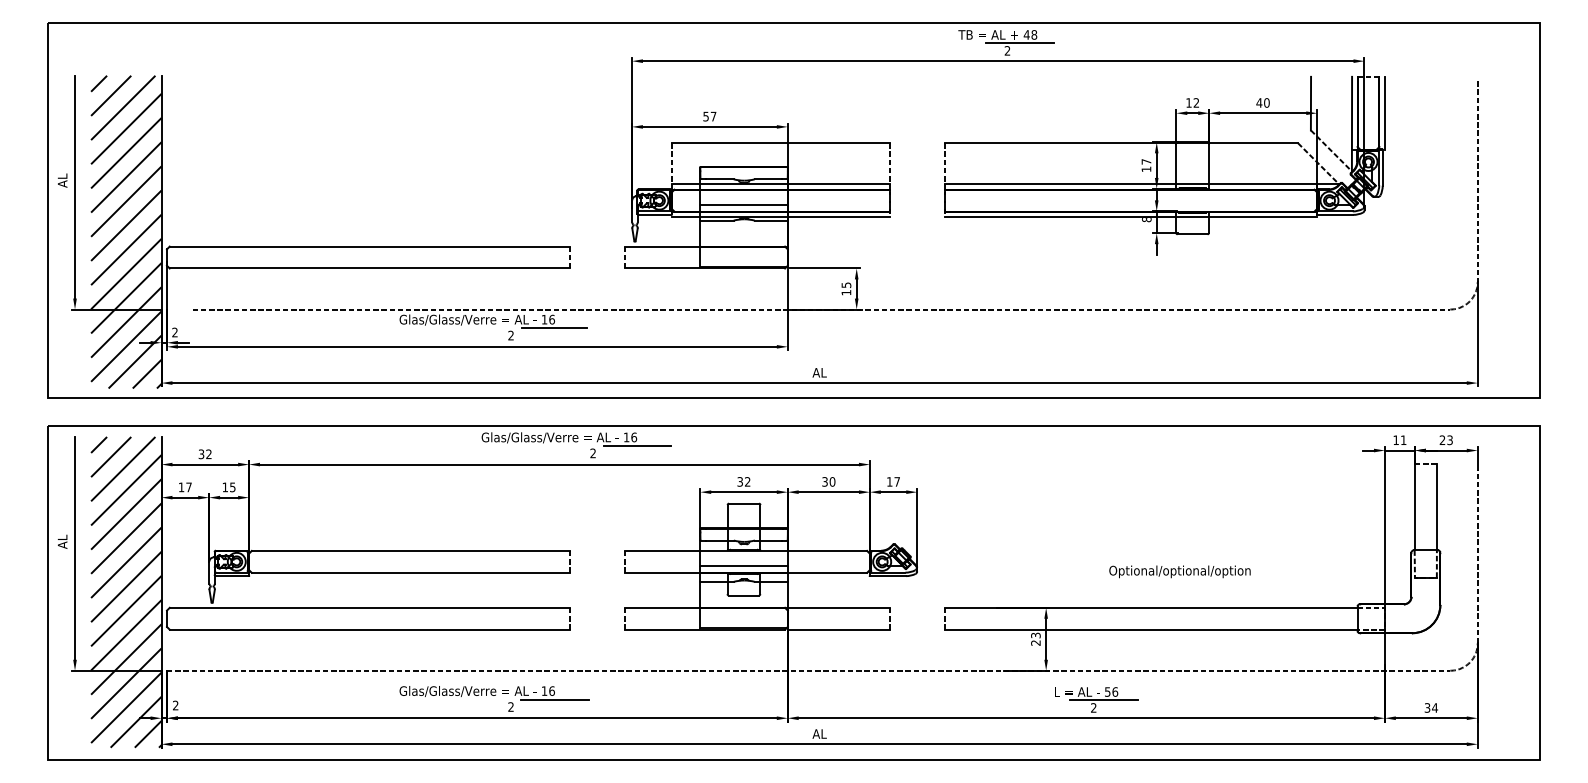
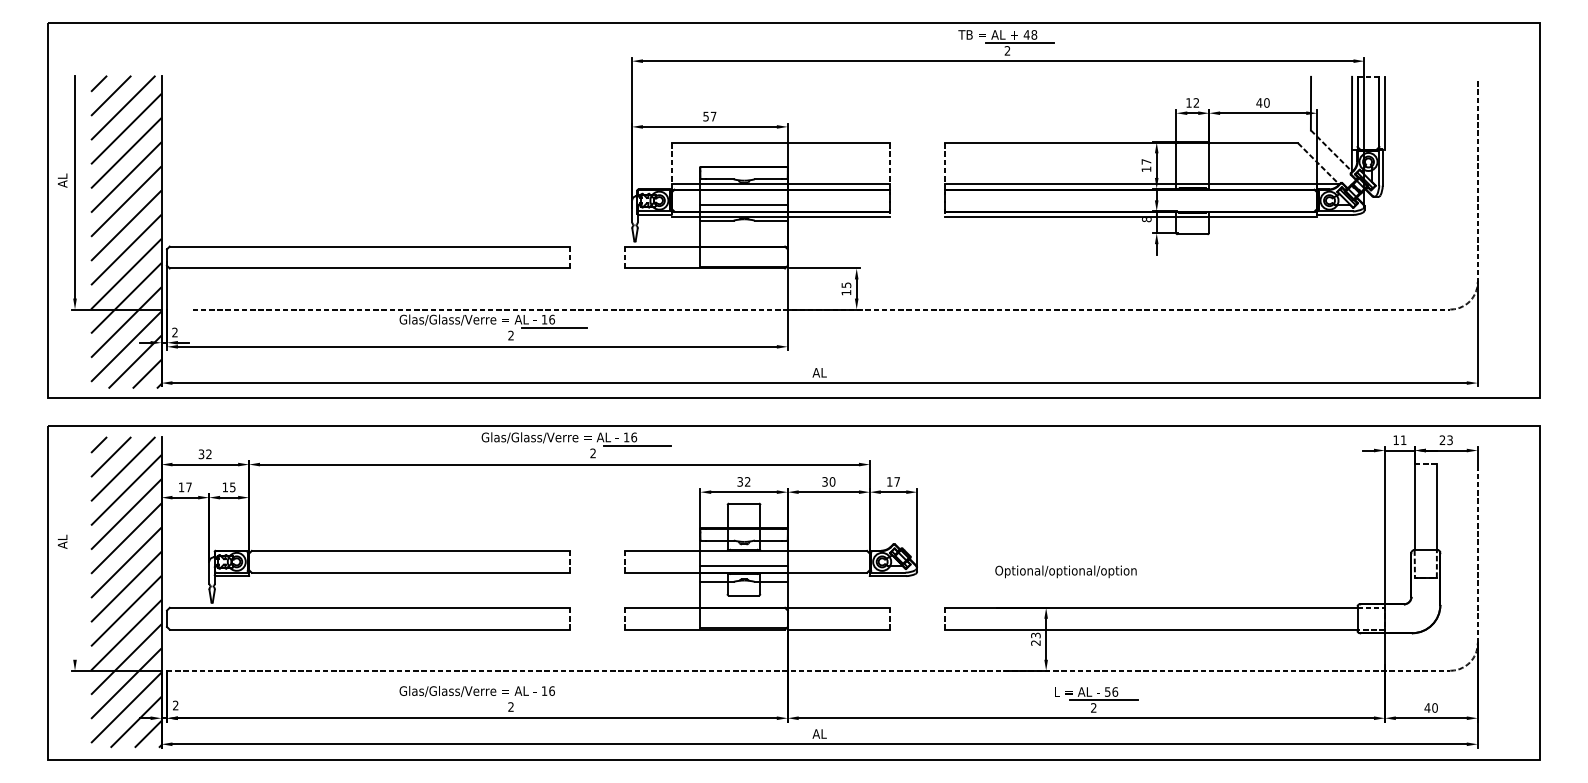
line: present -> none (75, 547)
text position: (1179, 571) -> (1065, 571) (1065, 571)
line: present -> none (555, 699)
text: 34 -> 40 (1431, 707)
